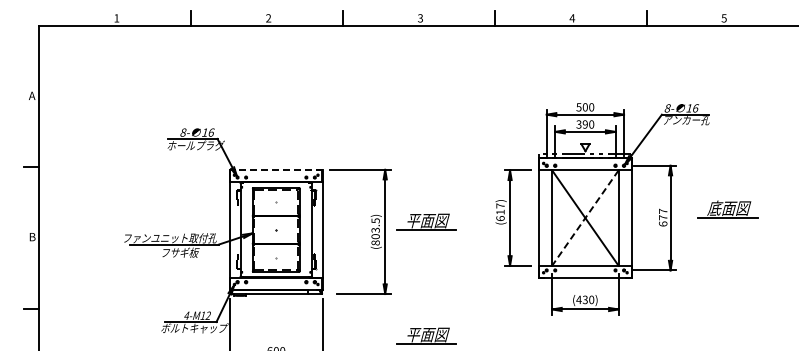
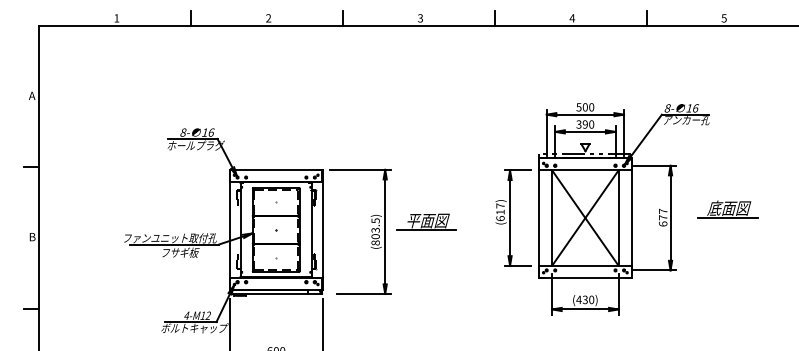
line: dashed -> solid (275, 169)
line: dashed -> solid (585, 218)
part: present -> none (426, 335)
